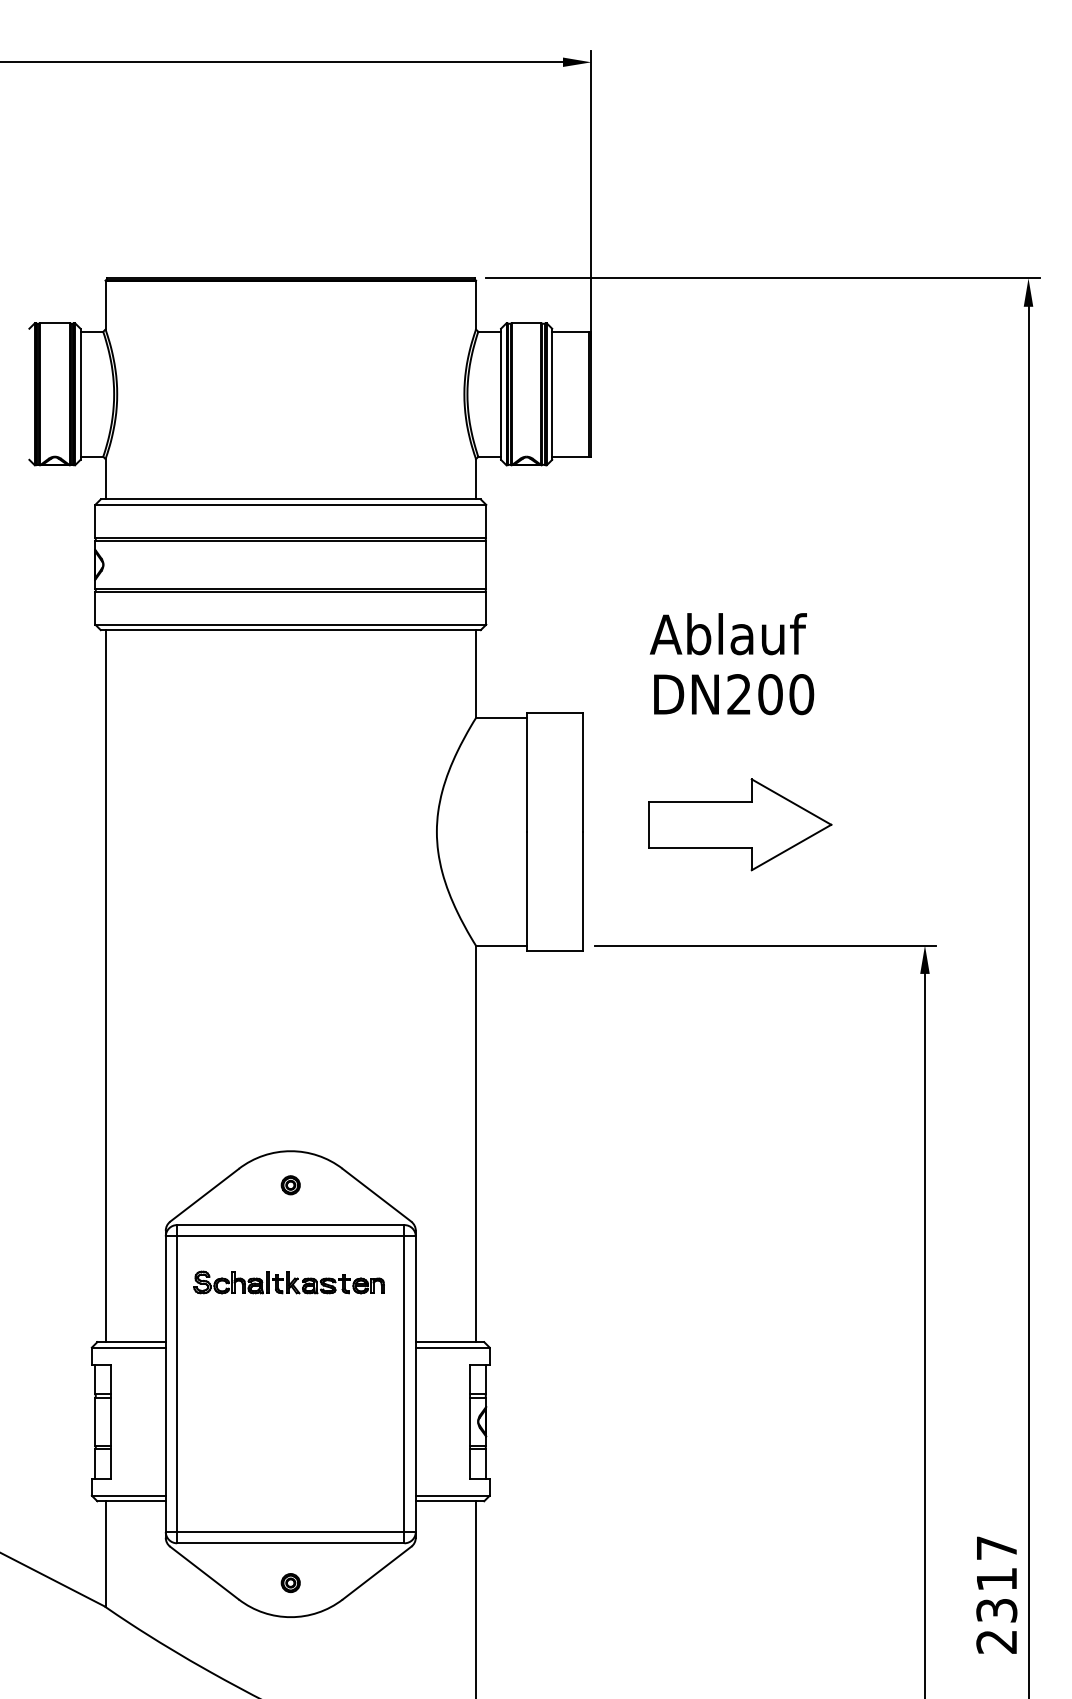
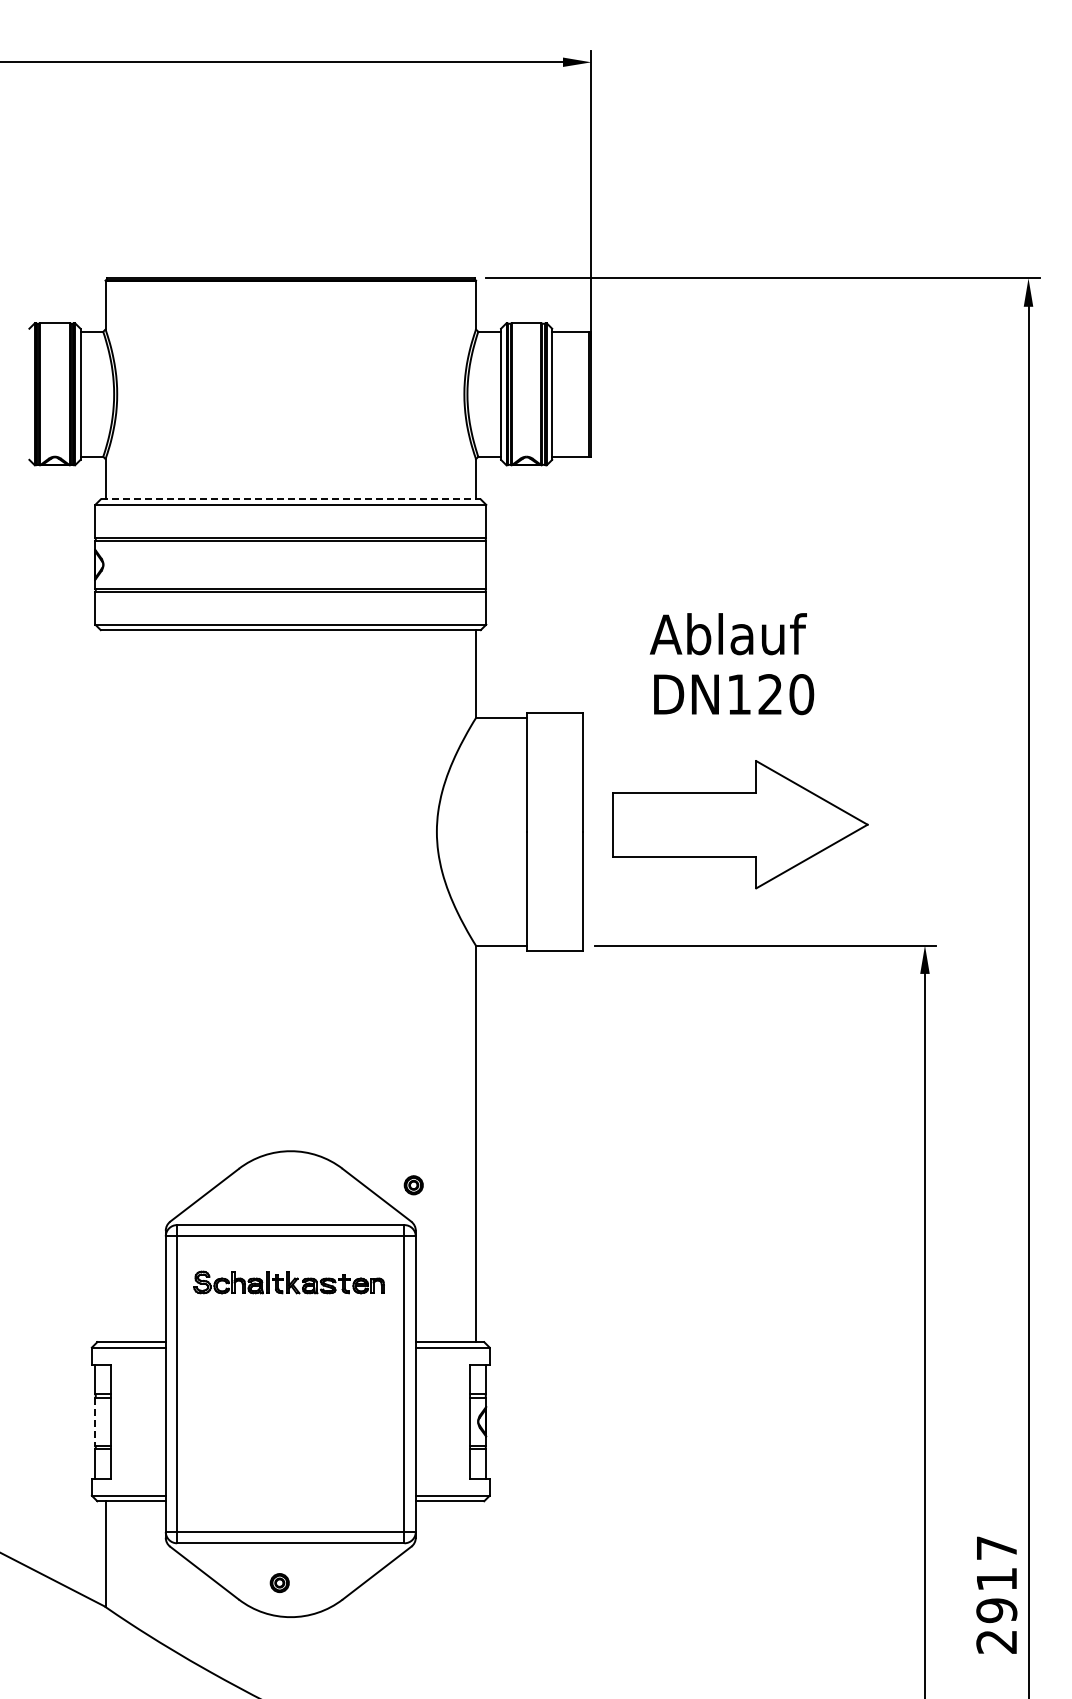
line: solid -> dashed (291, 499)
text: DN200 -> DN120 (754, 694)
part size: 185x94 px -> 257x130 px (740, 824)
line: present -> none (105, 986)
part position: (290, 1185) -> (413, 1185) (413, 1185)
line: solid -> dashed (95, 1421)
part position: (290, 1583) -> (279, 1583) (279, 1583)
line: present -> none (476, 1598)
text: 2317 -> 2917 (996, 1610)
